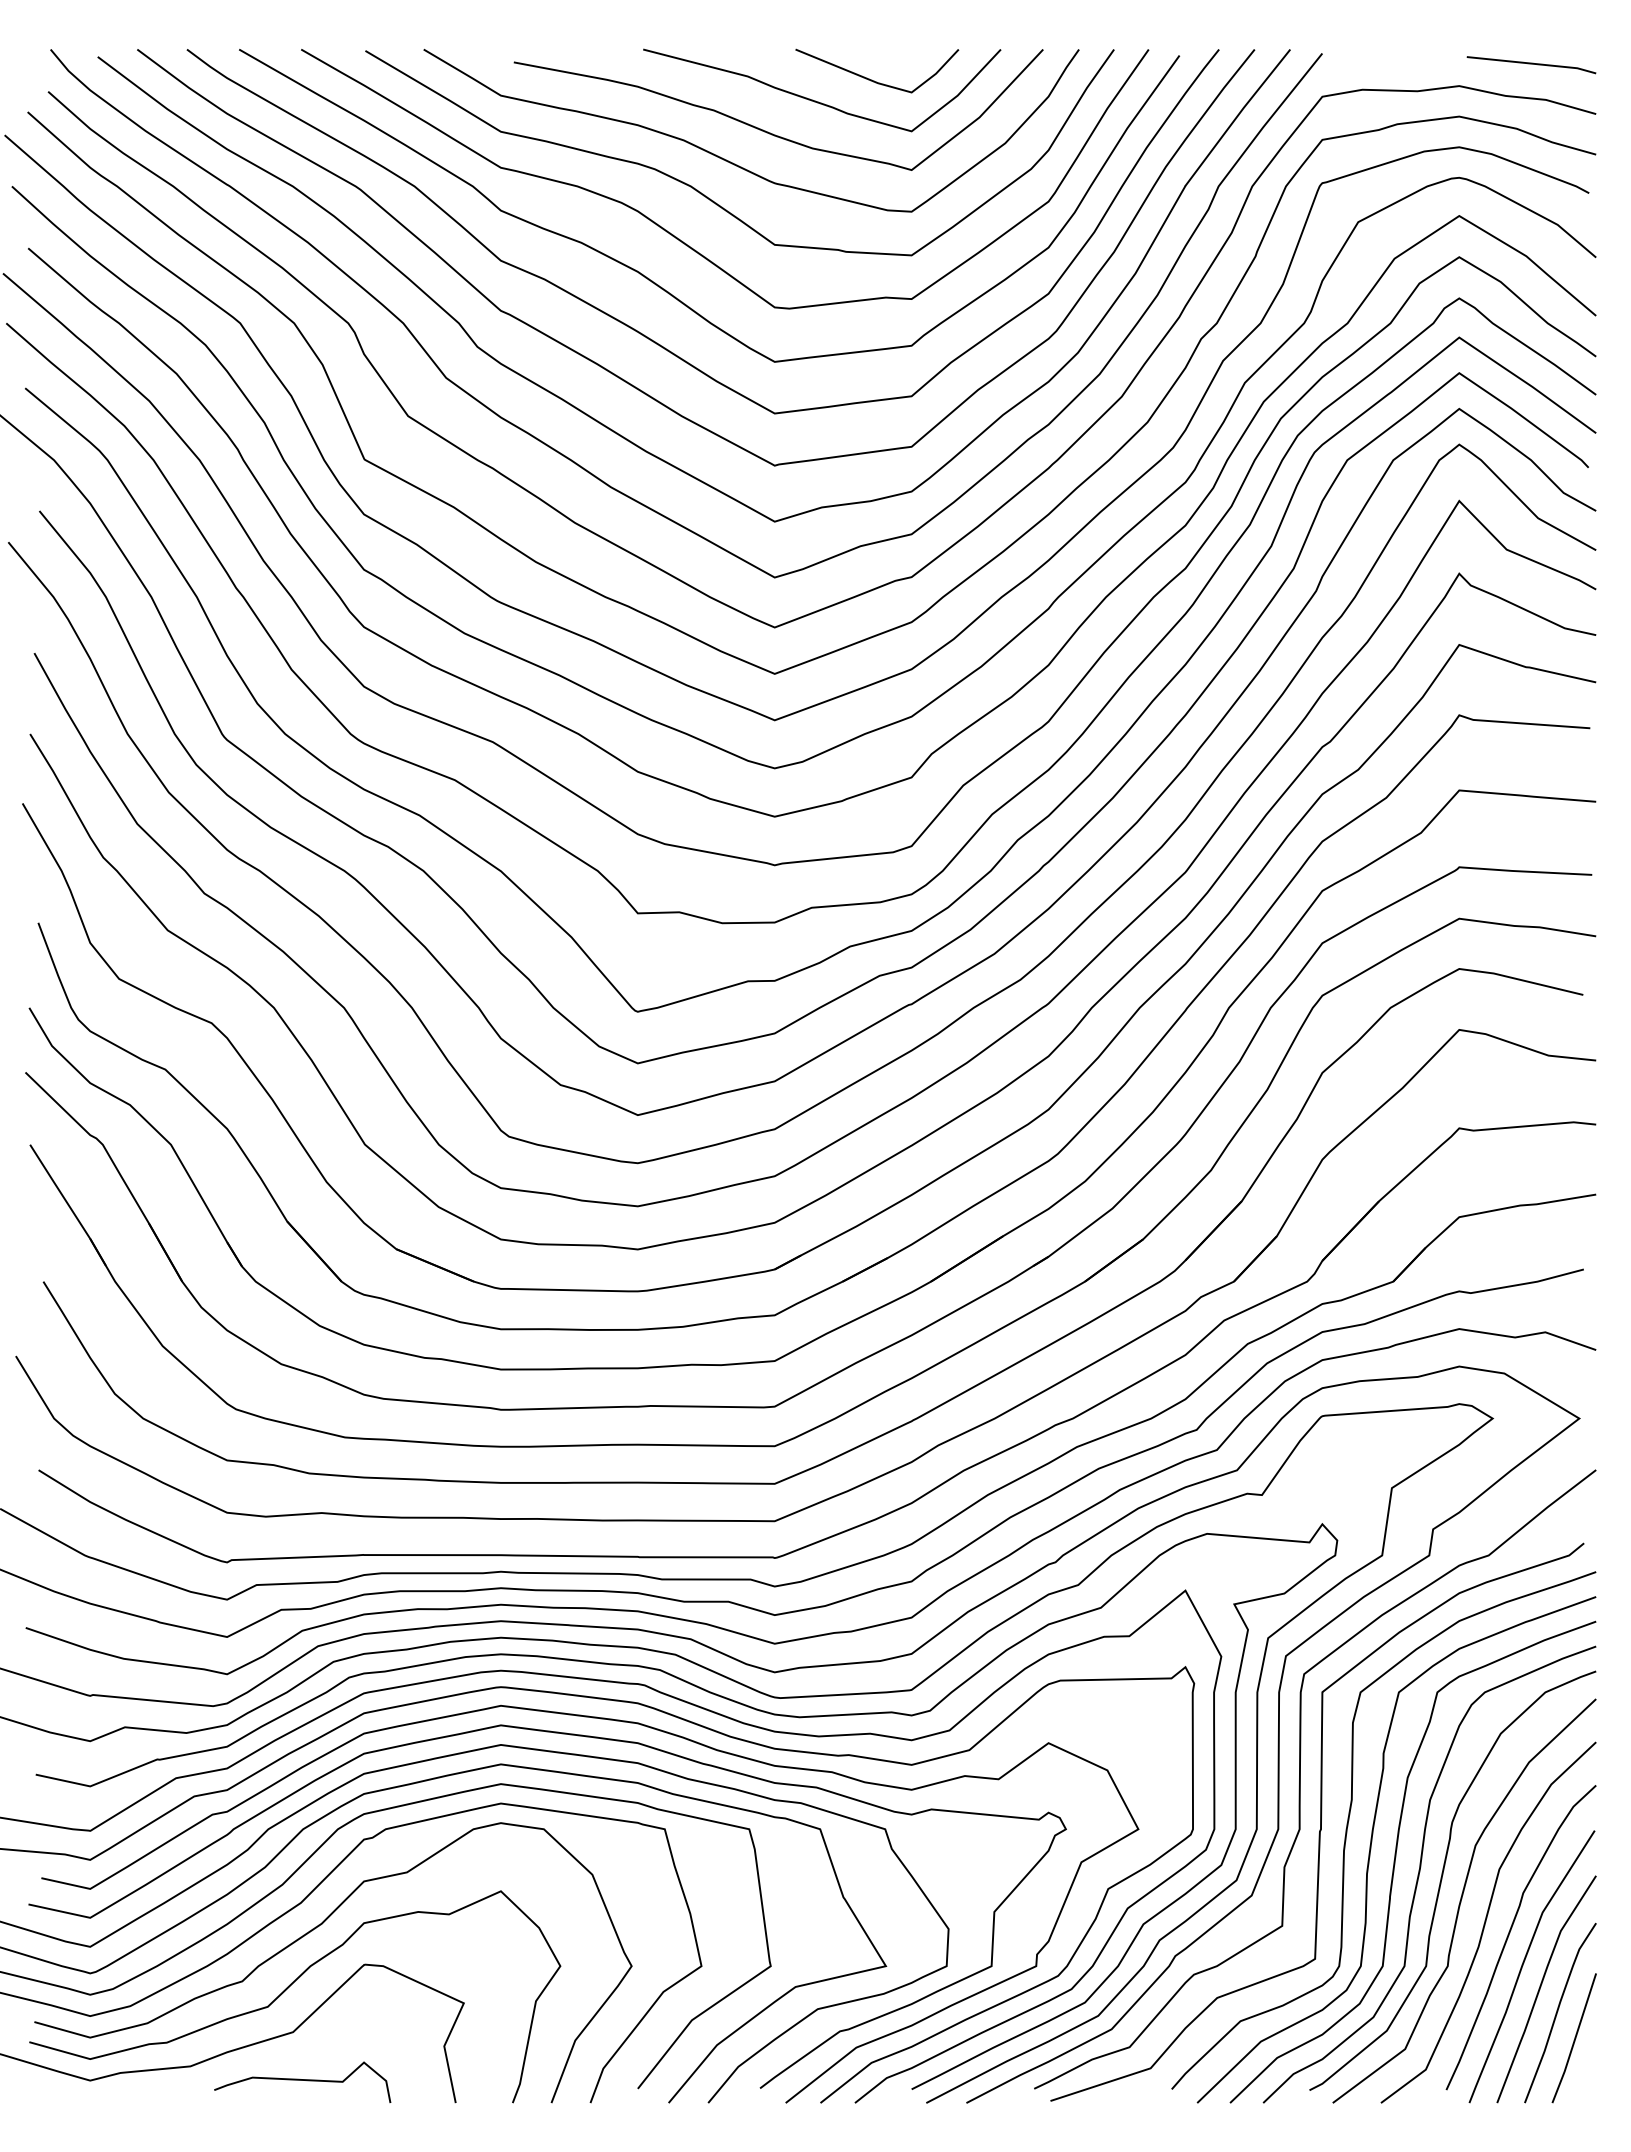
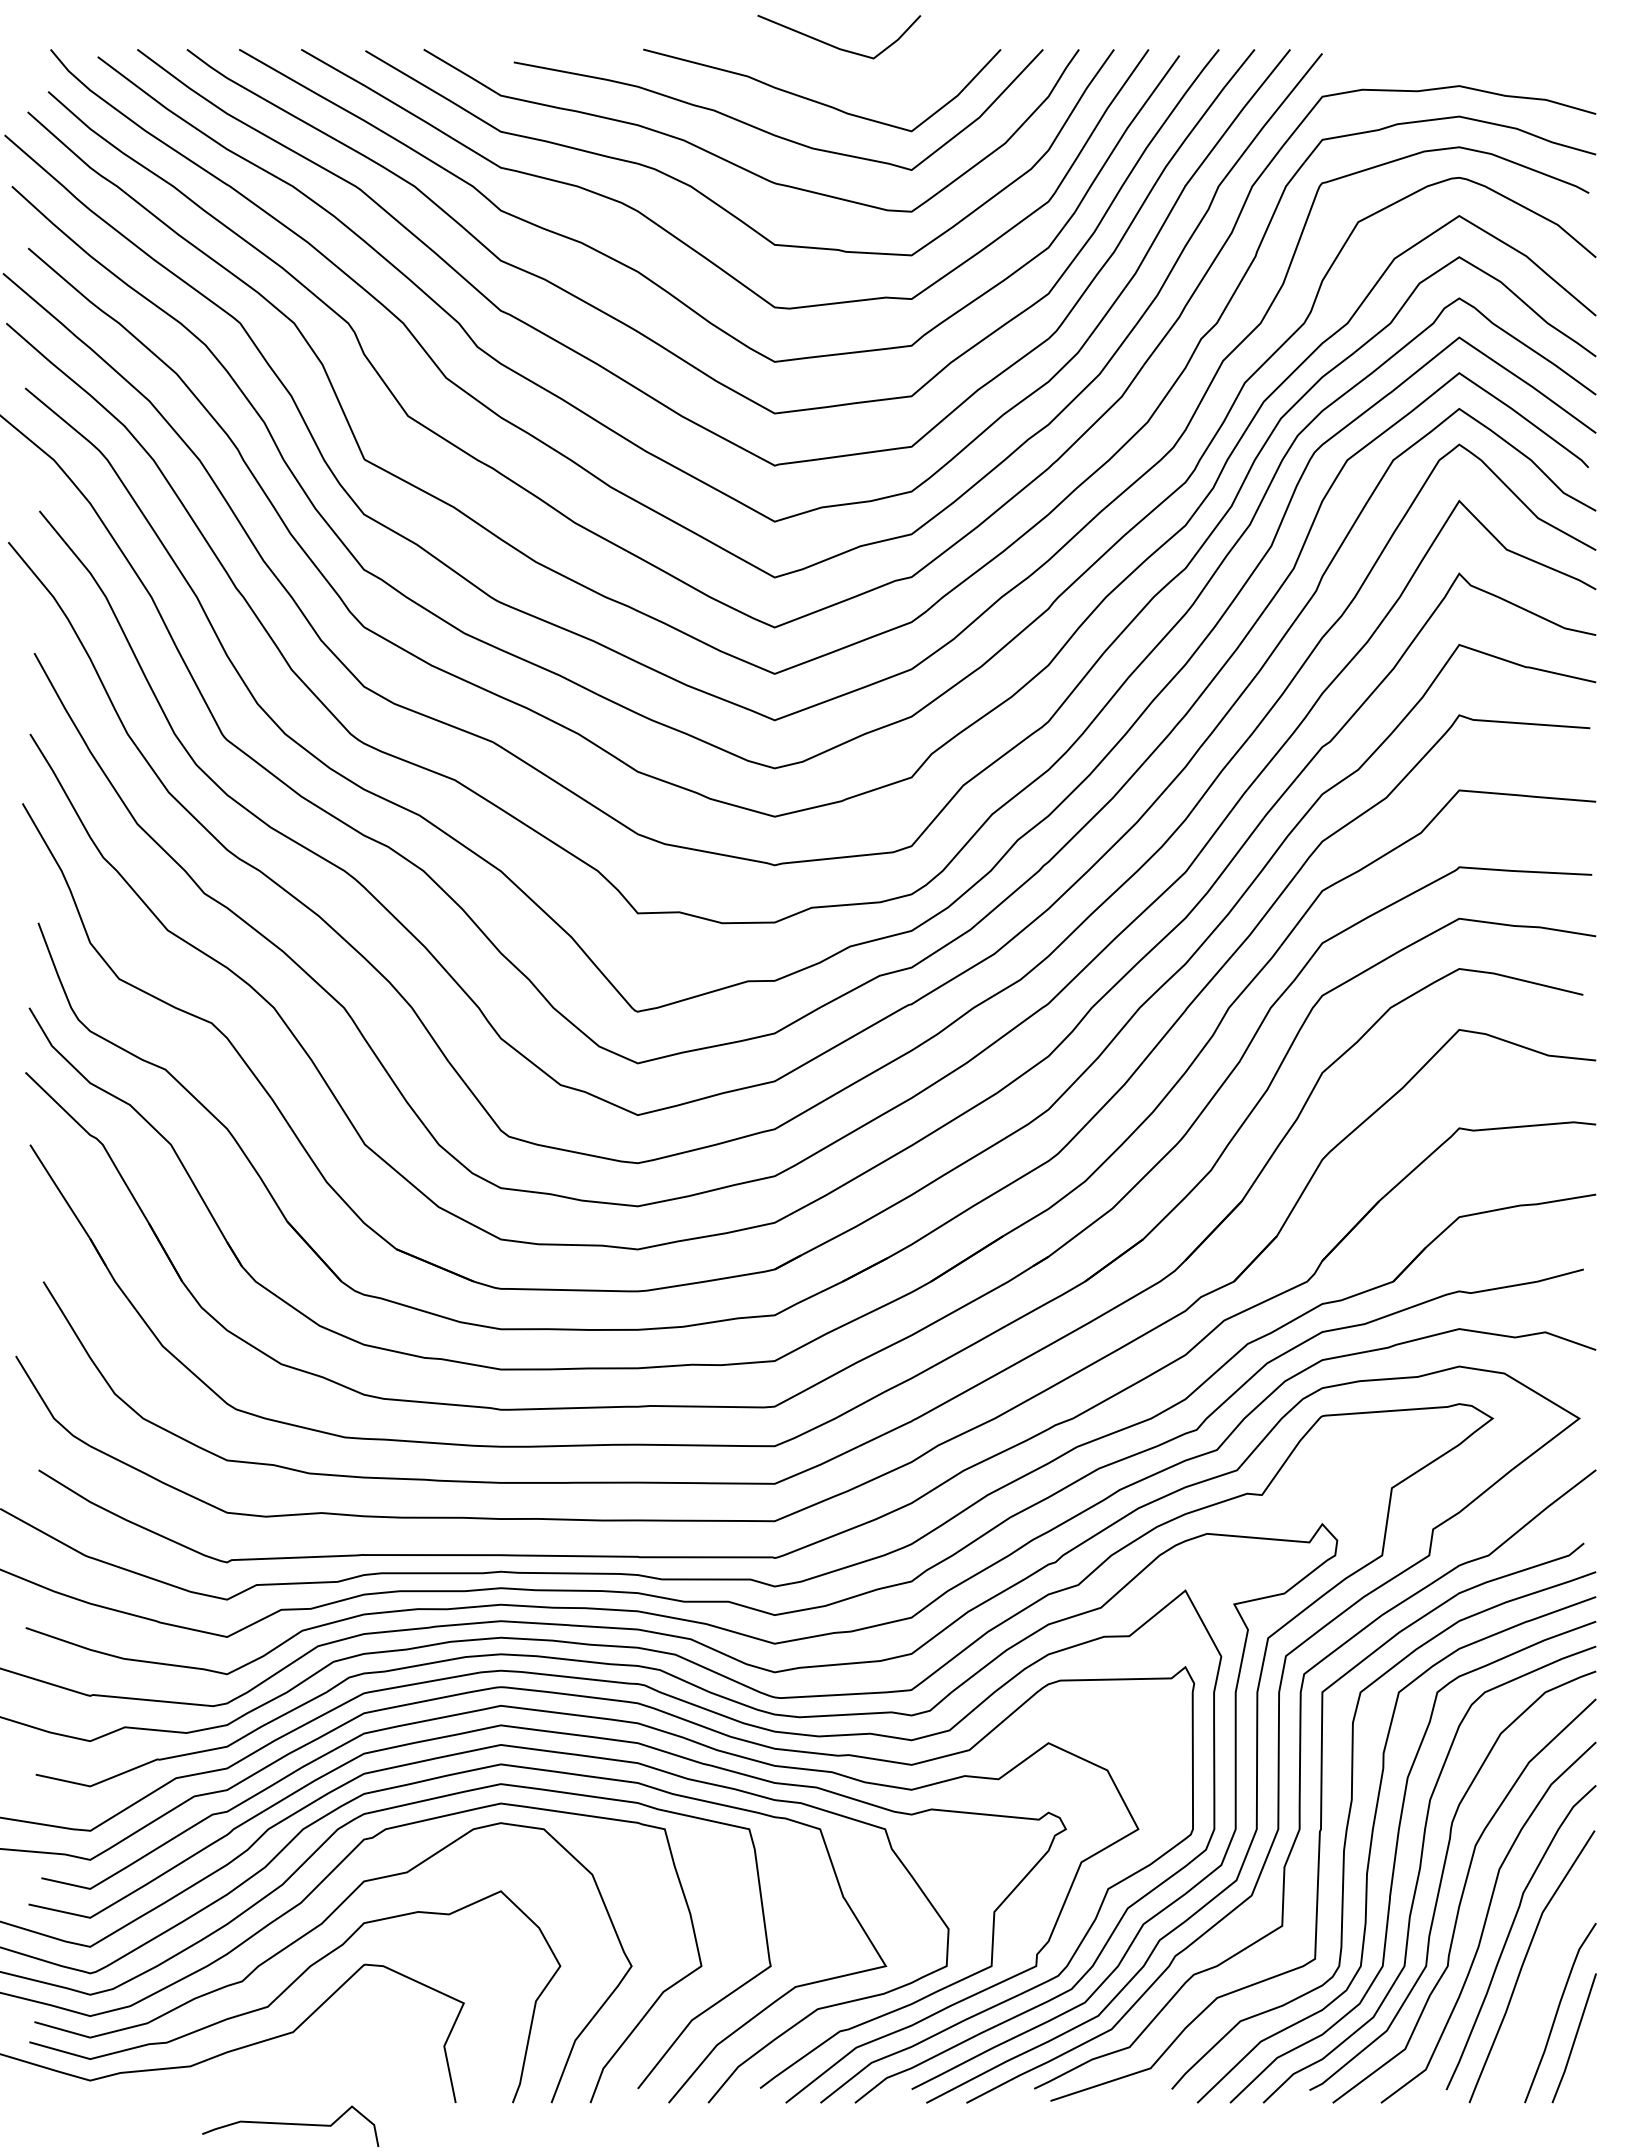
line: present -> none (1531, 64)
line position: (874, 80) -> (836, 46) (836, 46)
curve: present -> none (1541, 1987)
curve position: (302, 2080) -> (290, 2124) (290, 2124)
